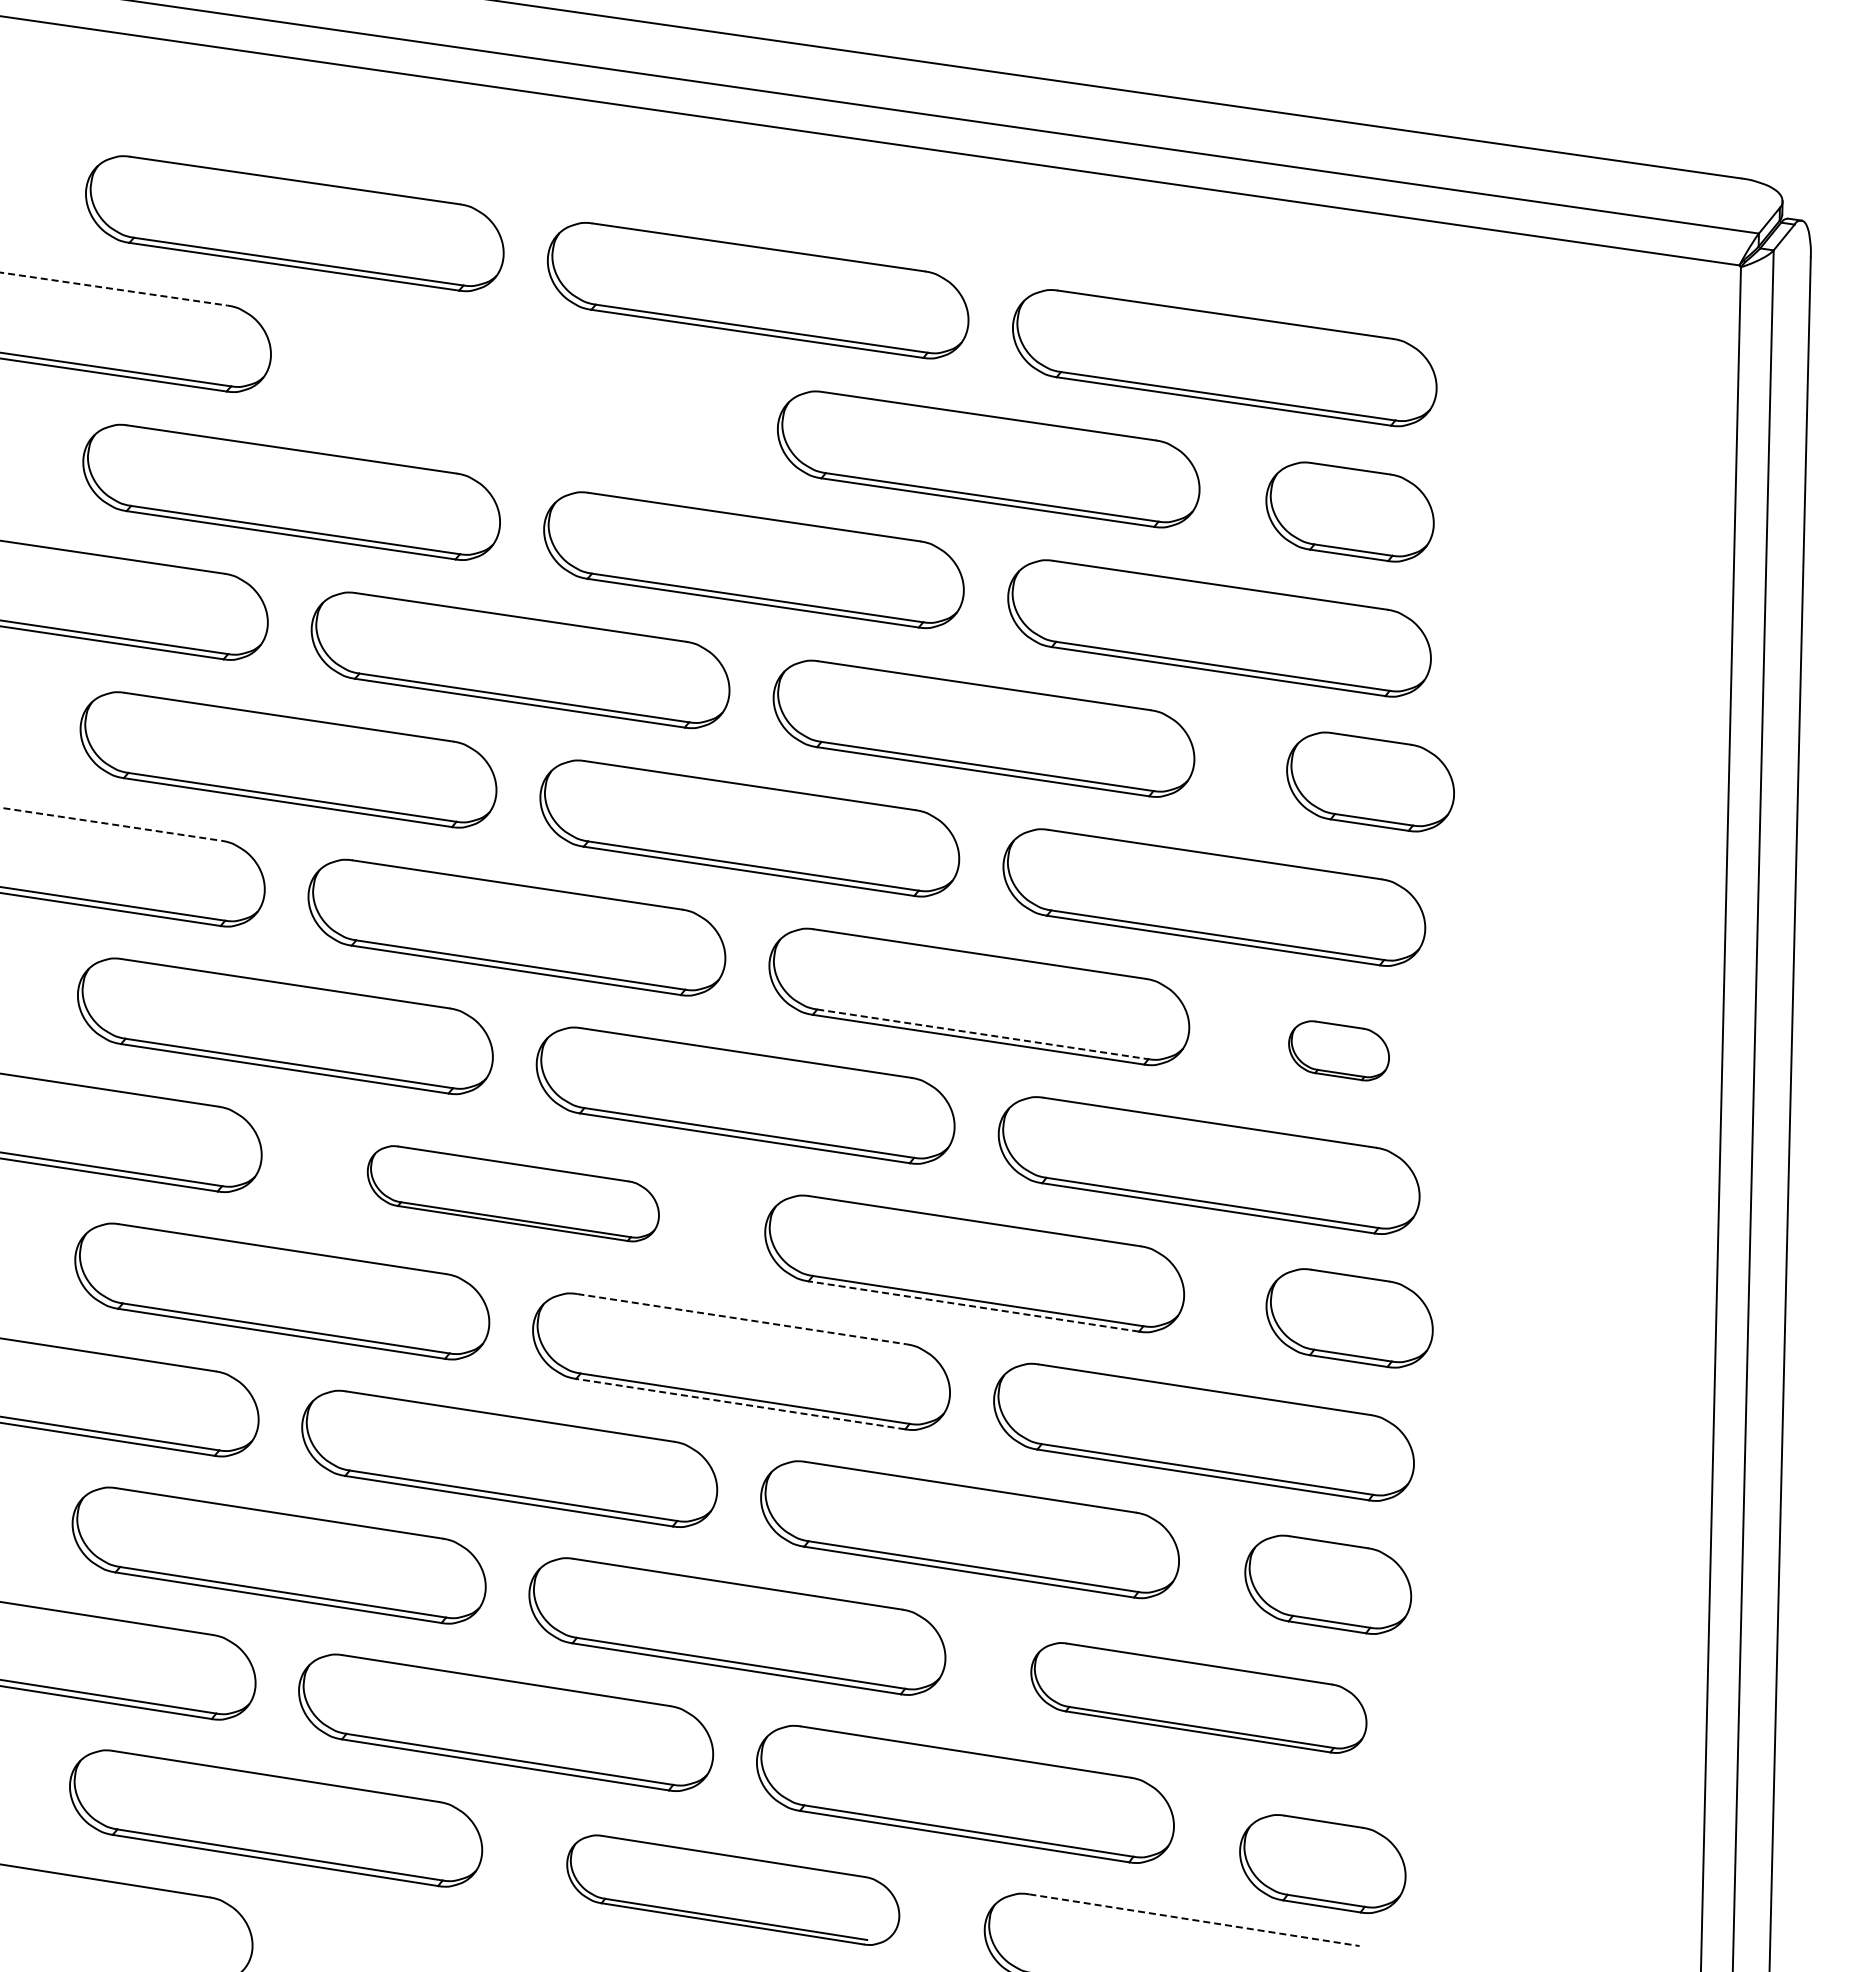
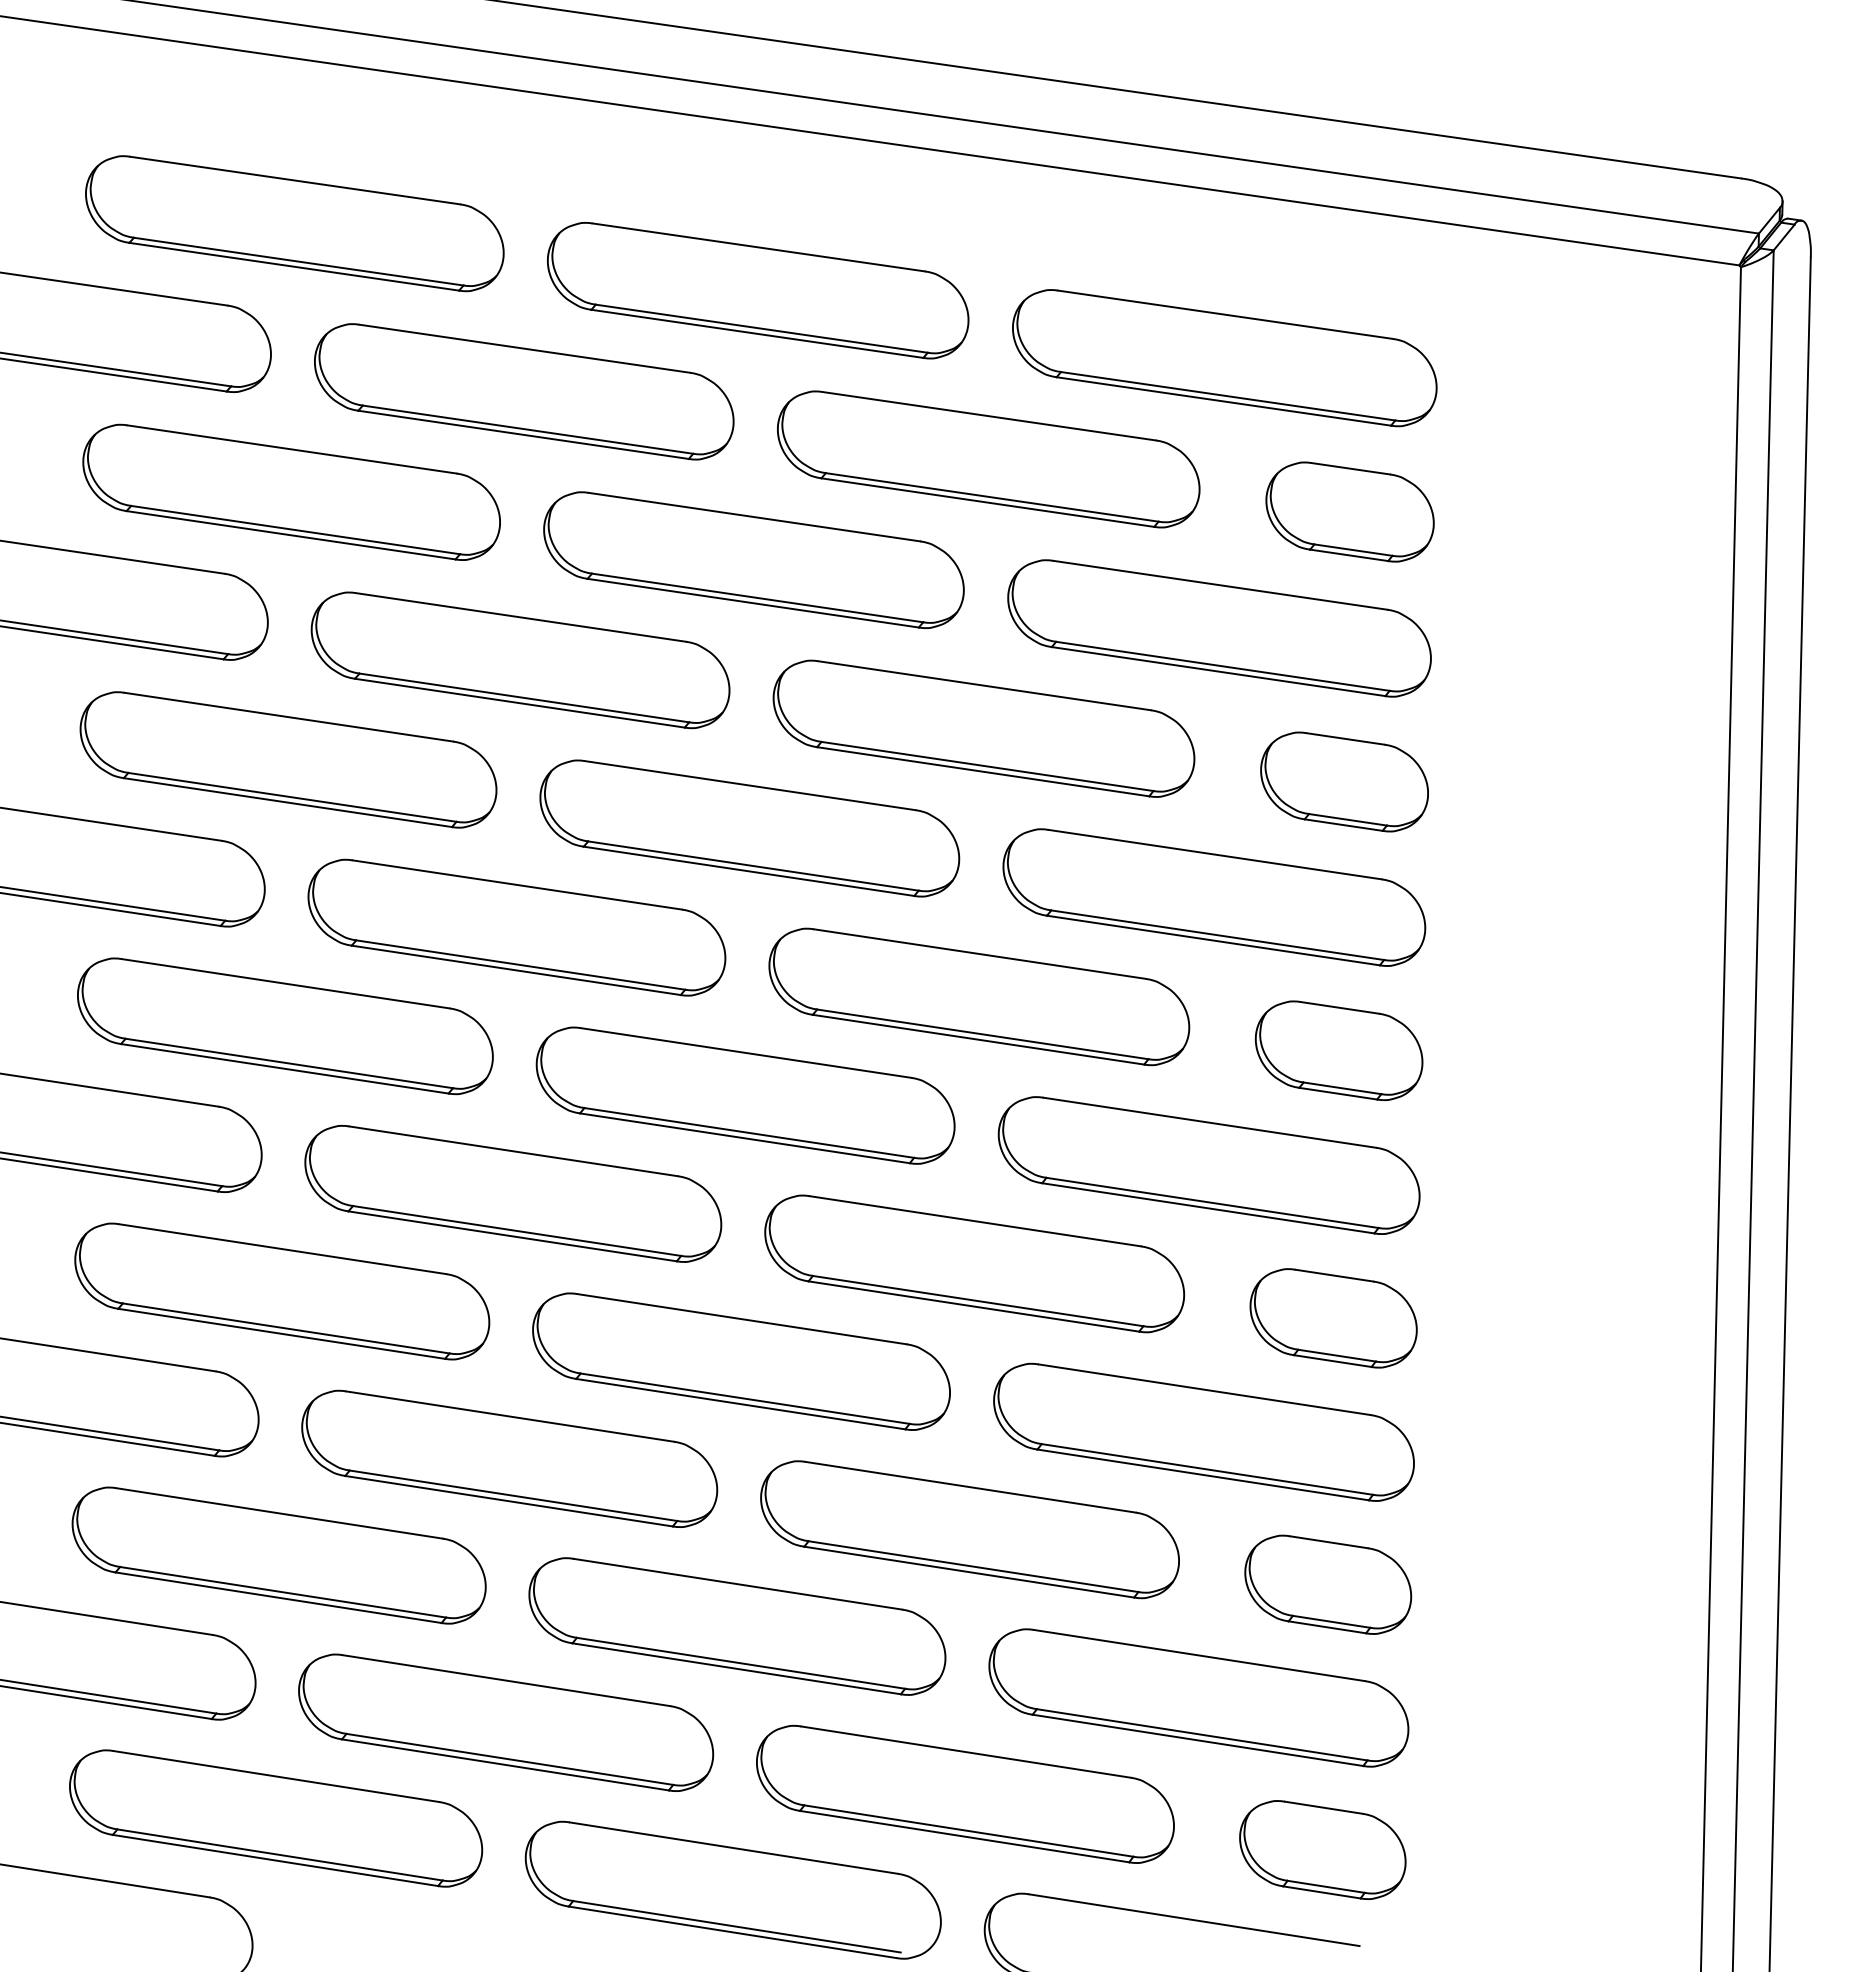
line: dashed -> solid (113, 289)
part: none -> present (524, 391)
part position: (1370, 781) -> (1344, 781) (1344, 781)
line: dashed -> solid (110, 824)
line: dashed -> solid (983, 1034)
part size: 102x62 px -> 170x102 px (1338, 1050)
part size: 294x98 px -> 419x139 px (513, 1193)
line: dashed -> solid (973, 1306)
part position: (1349, 1318) -> (1333, 1318) (1333, 1318)
line: dashed -> solid (742, 1319)
line: dashed -> solid (740, 1404)
part size: 338x112 px -> 422x140 px (1198, 1697)
part position: (1322, 1863) -> (1322, 1849) (1322, 1849)
part size: 335x112 px -> 418x140 px (732, 1889)
line: dashed -> solid (1194, 1920)
